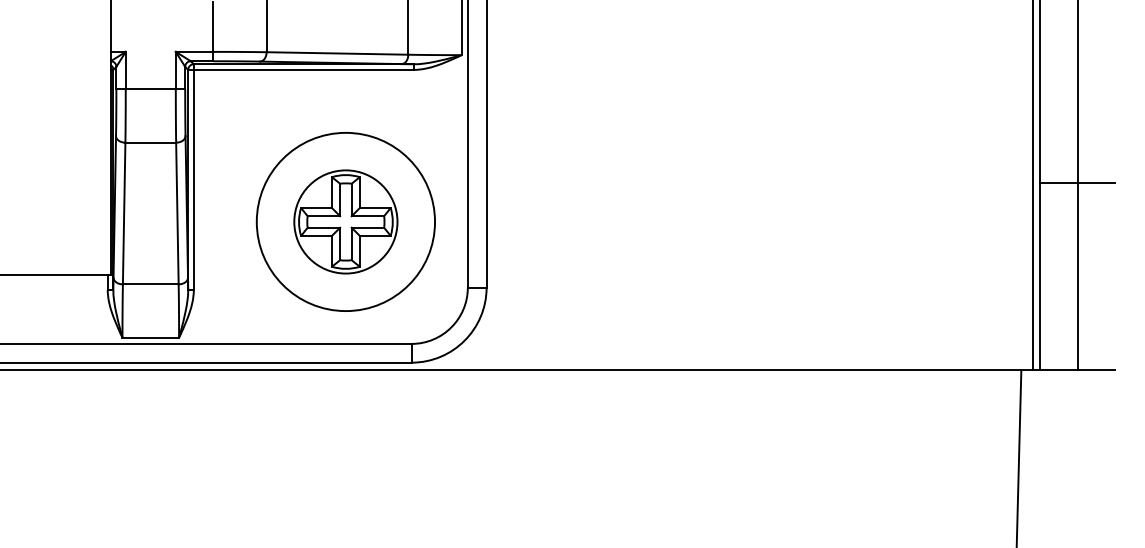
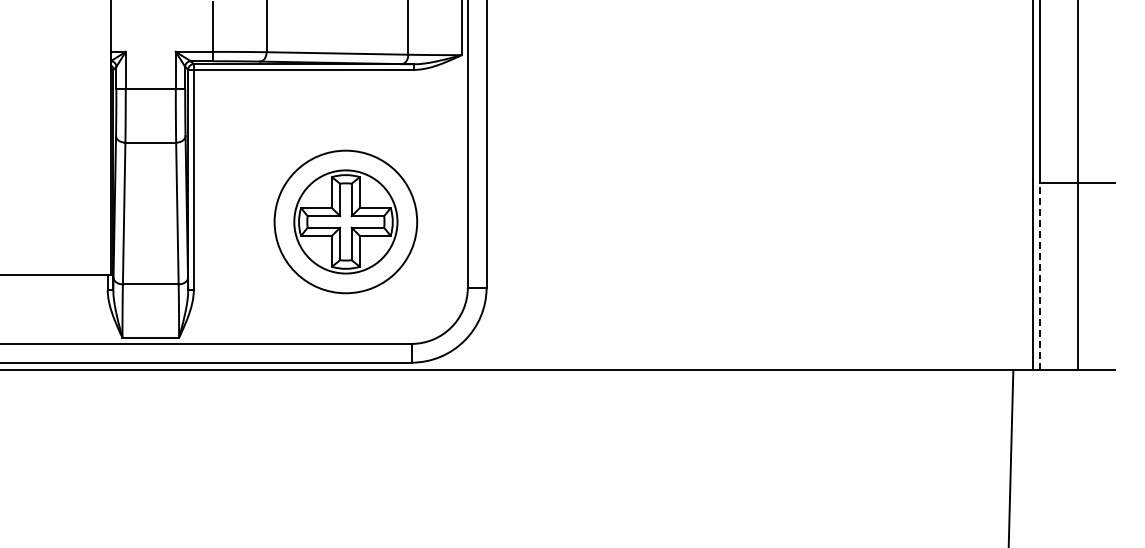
circle diameter: 178 px -> 143 px (345, 221)
line: solid -> dashed (1040, 276)
line position: (1018, 457) -> (1010, 457) (1010, 457)
